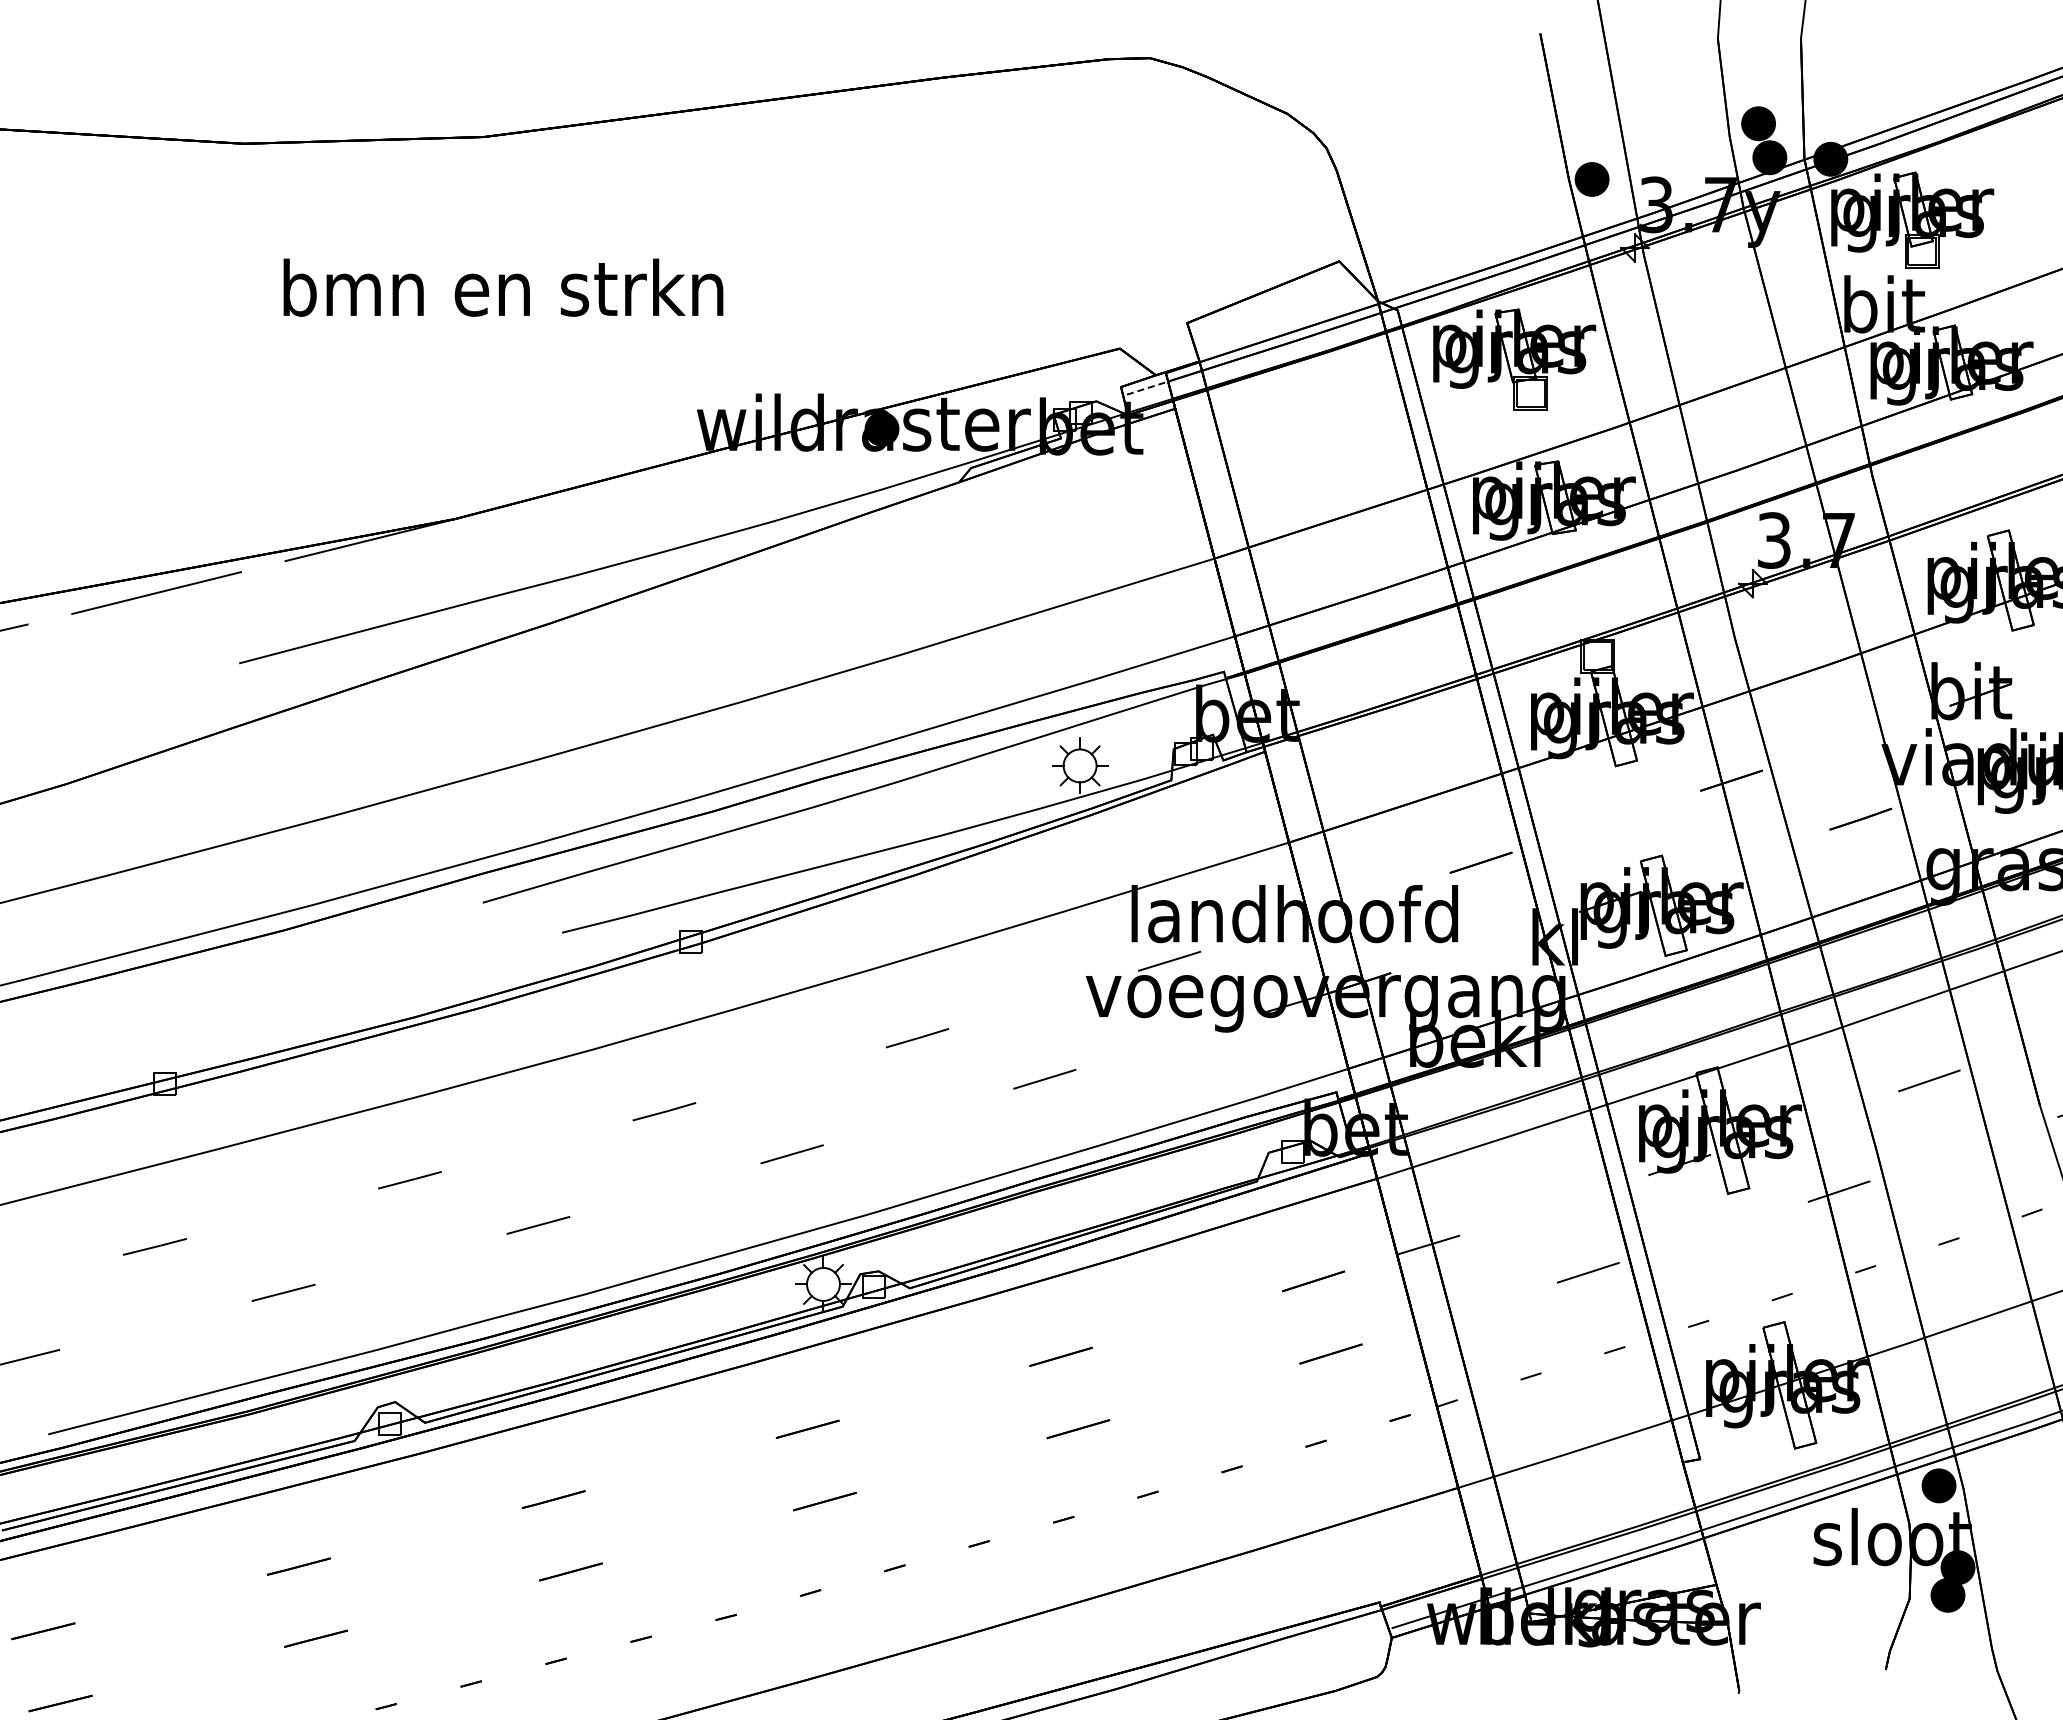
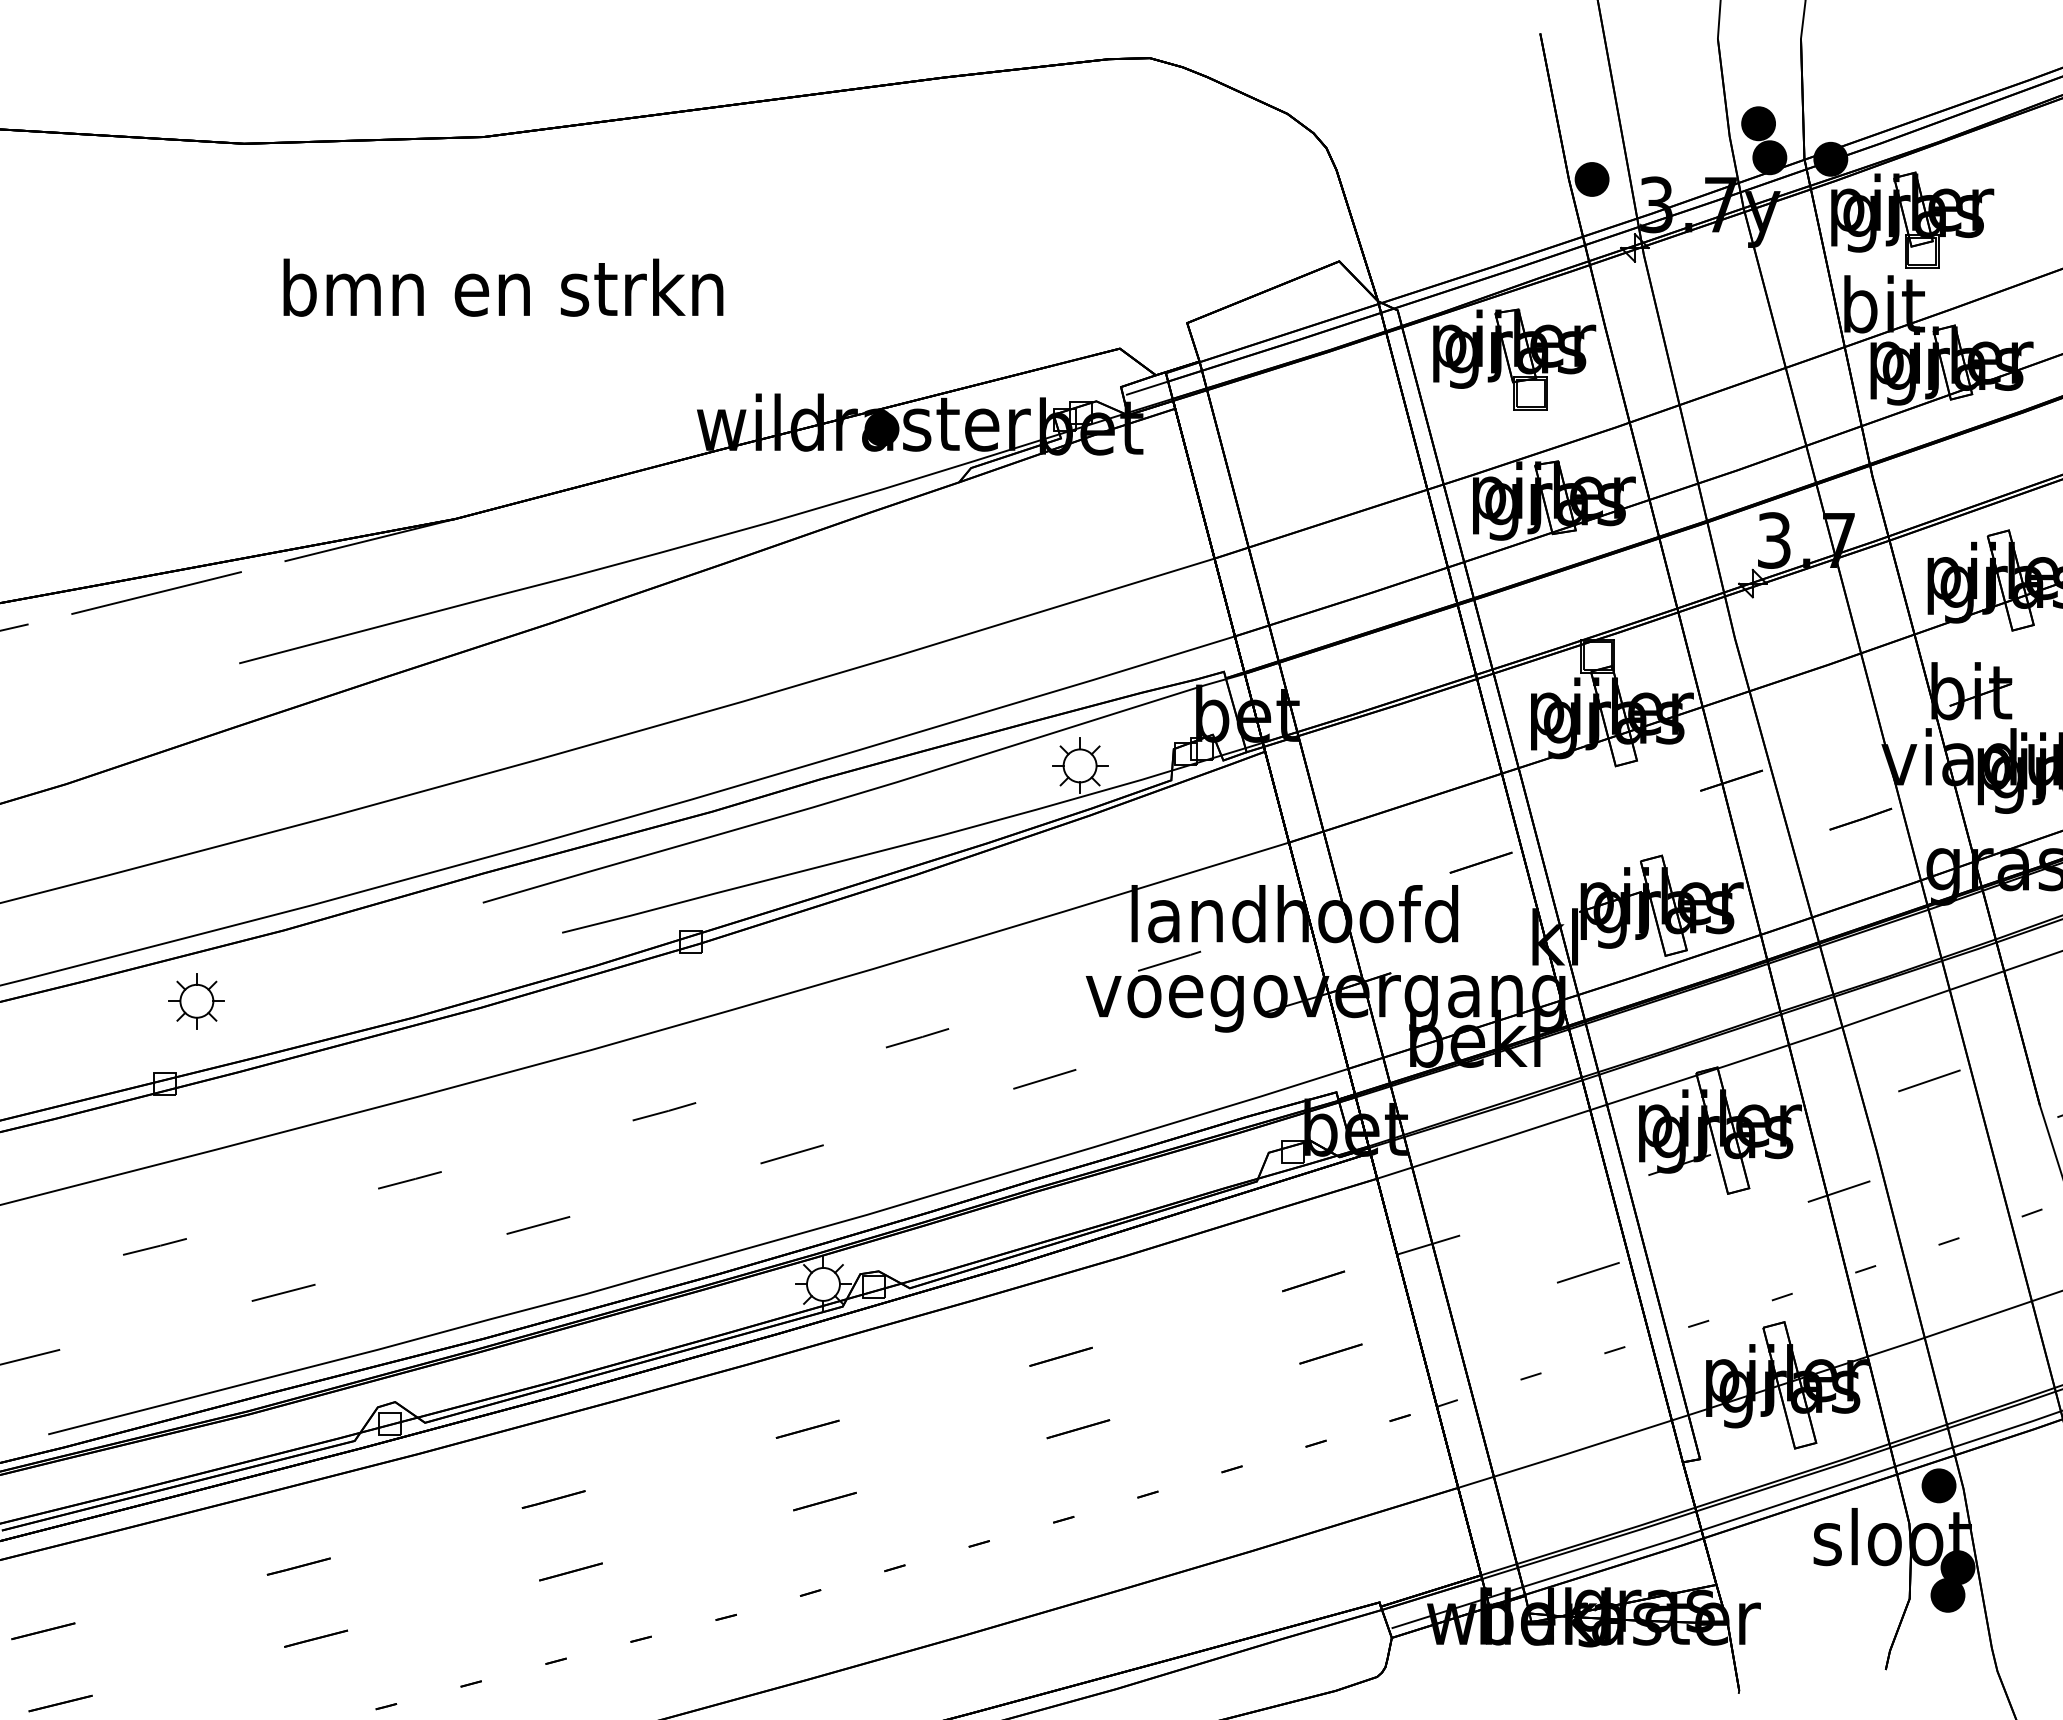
line: dashed -> solid (1147, 388)
part: none -> present (196, 1001)
